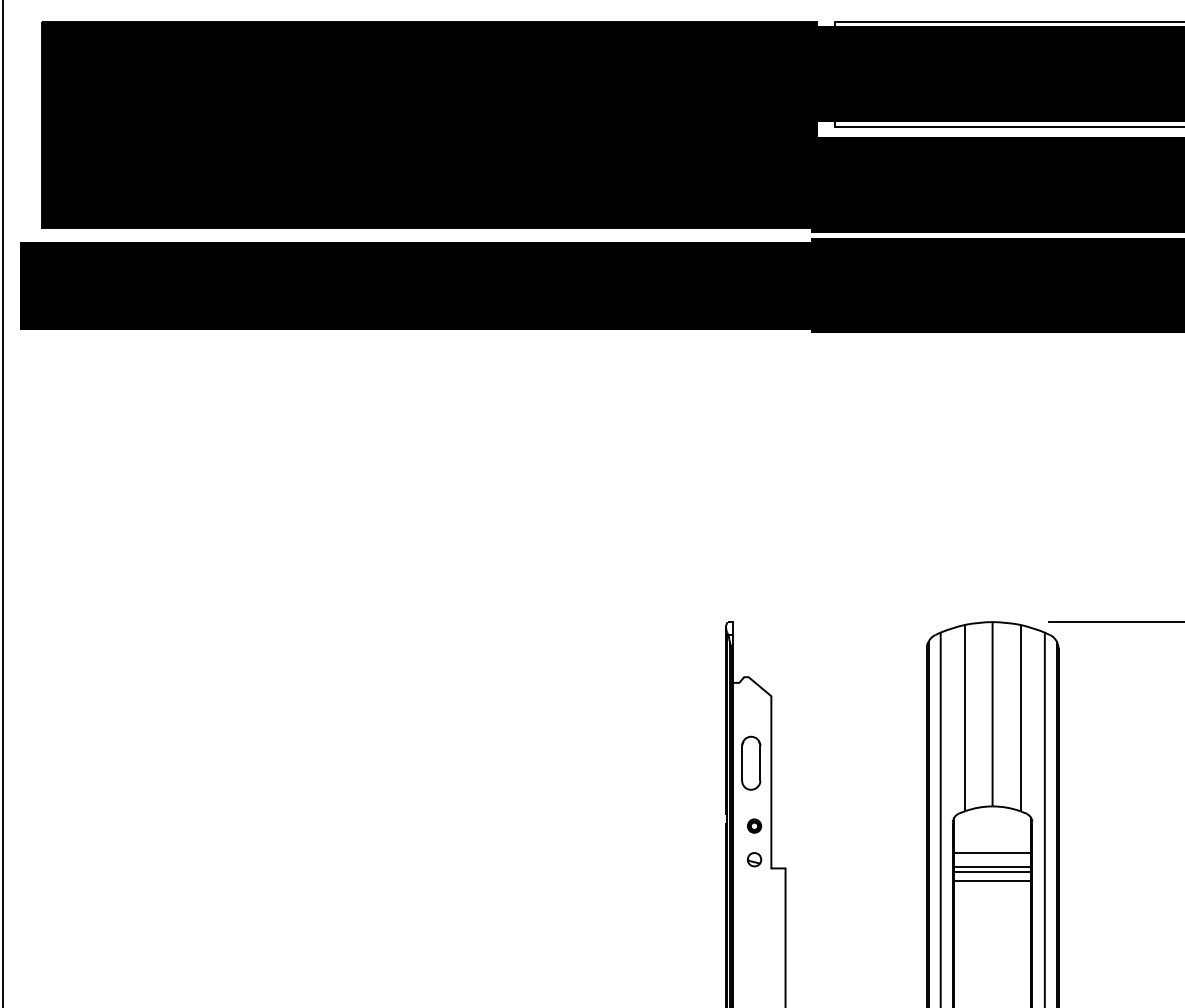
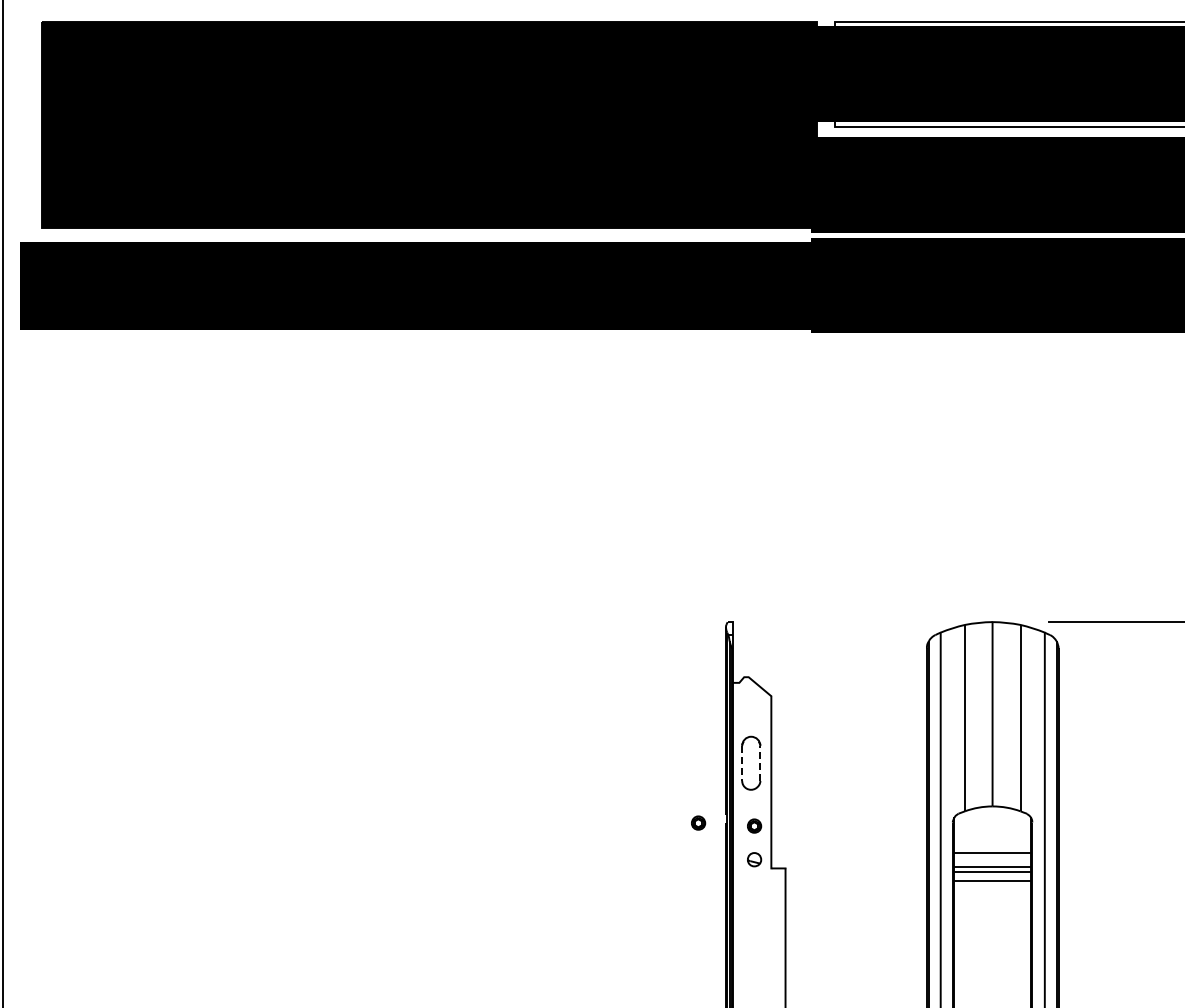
line: solid -> dashed (742, 763)
line: solid -> dashed (760, 763)
part: none -> present (698, 822)
